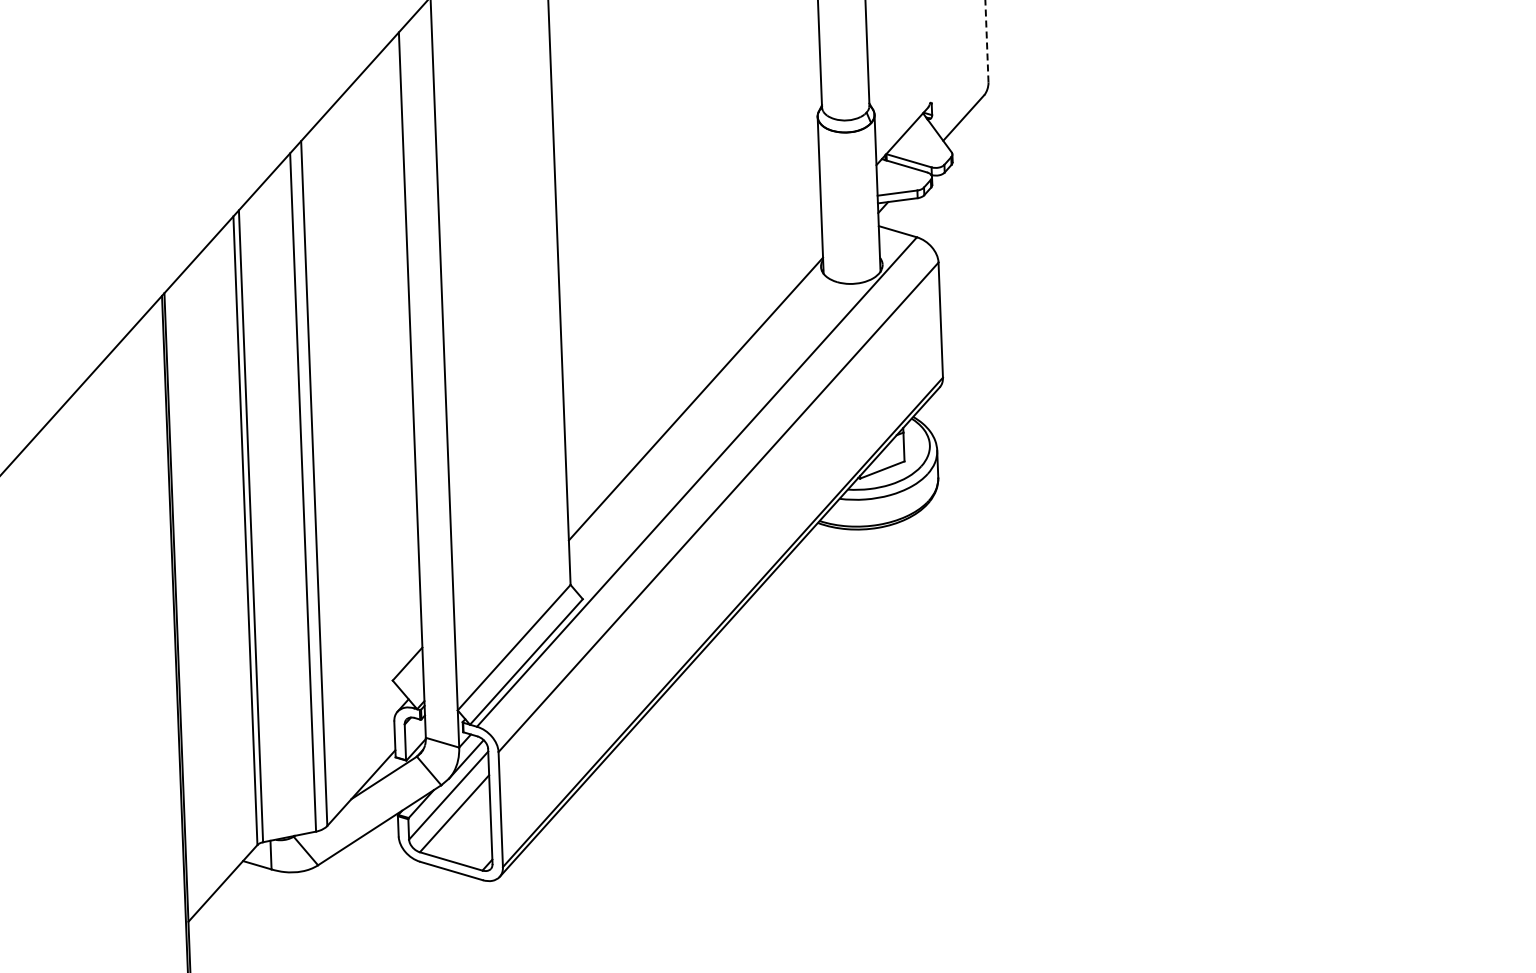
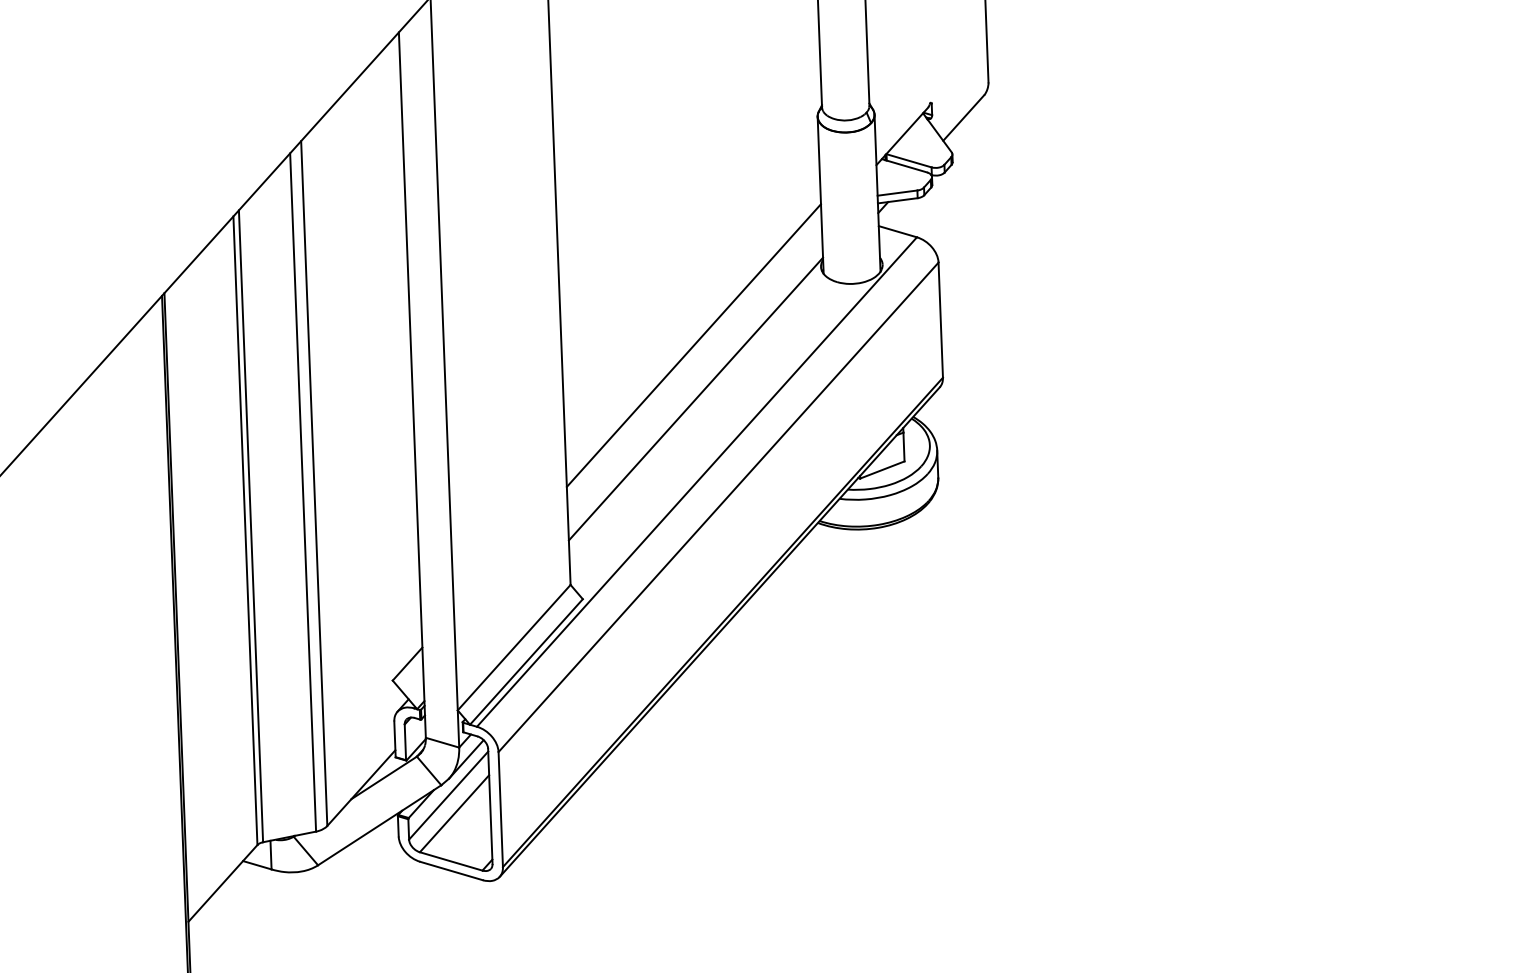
line: dashed -> solid (986, 41)
line: none -> present (693, 345)
